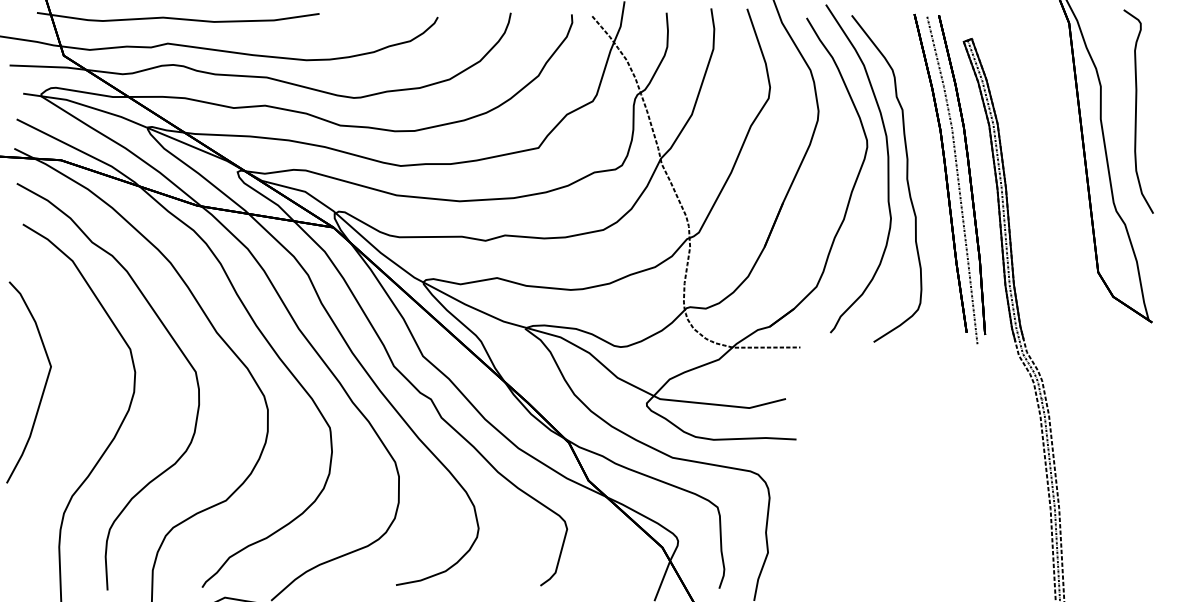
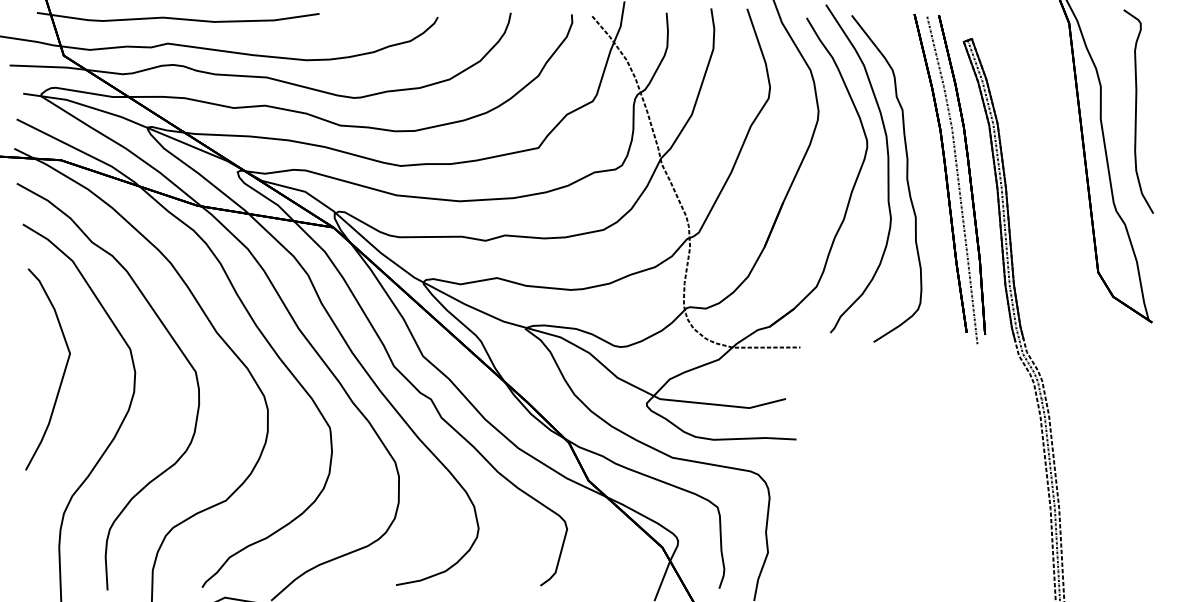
part position: (43, 387) -> (62, 374) (62, 374)
